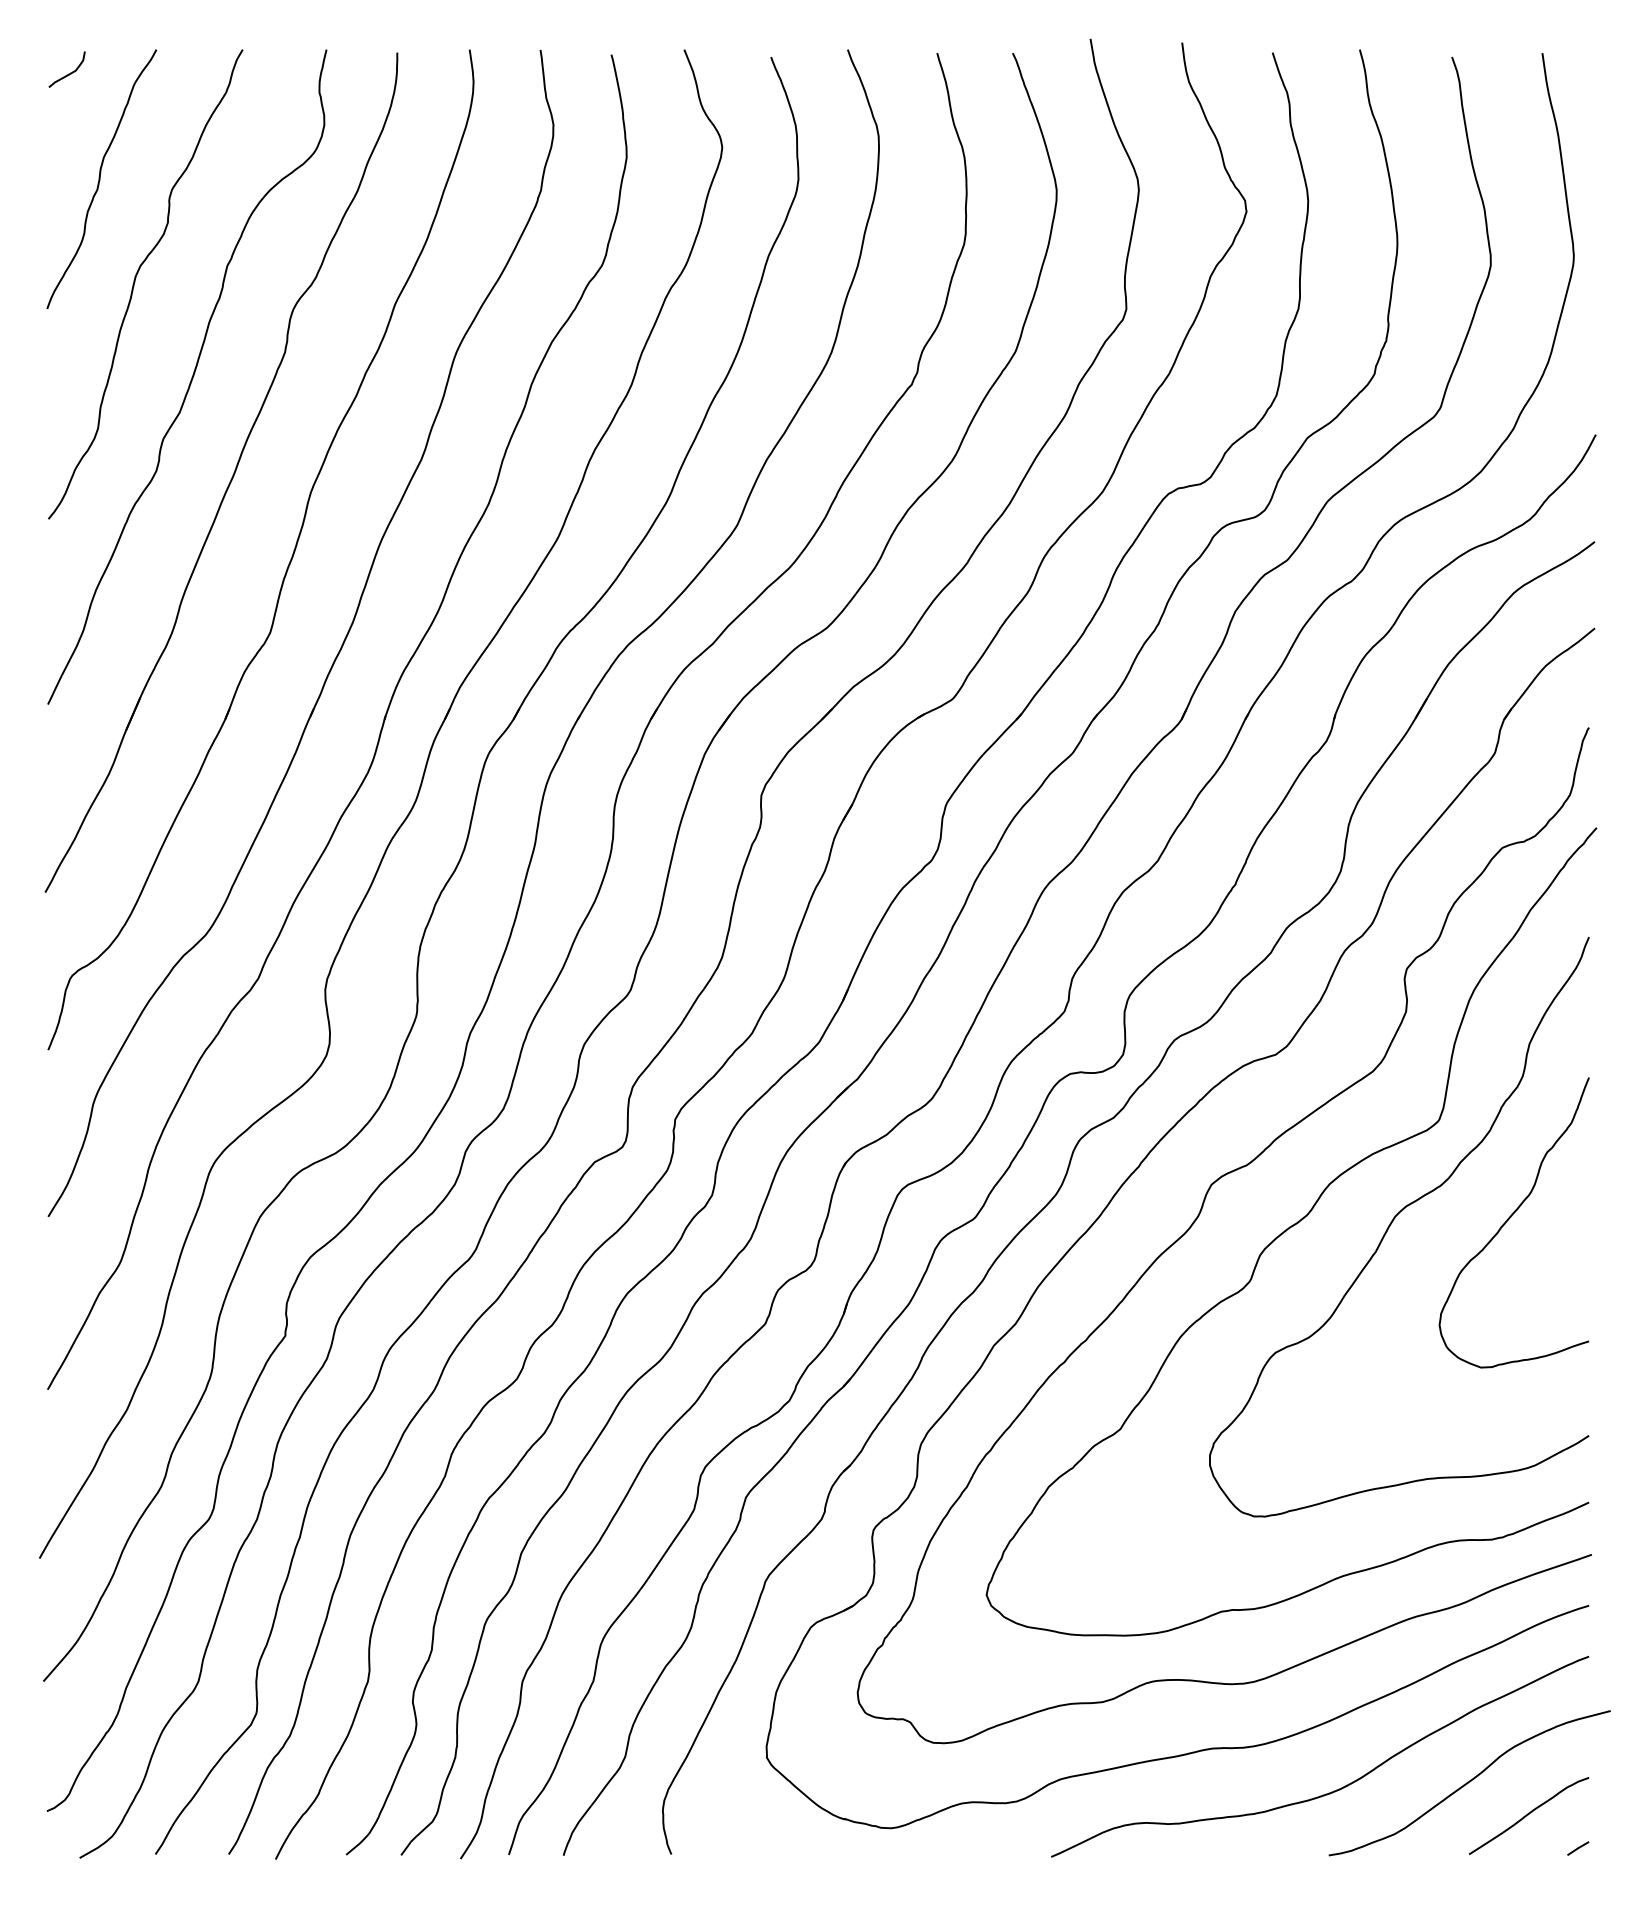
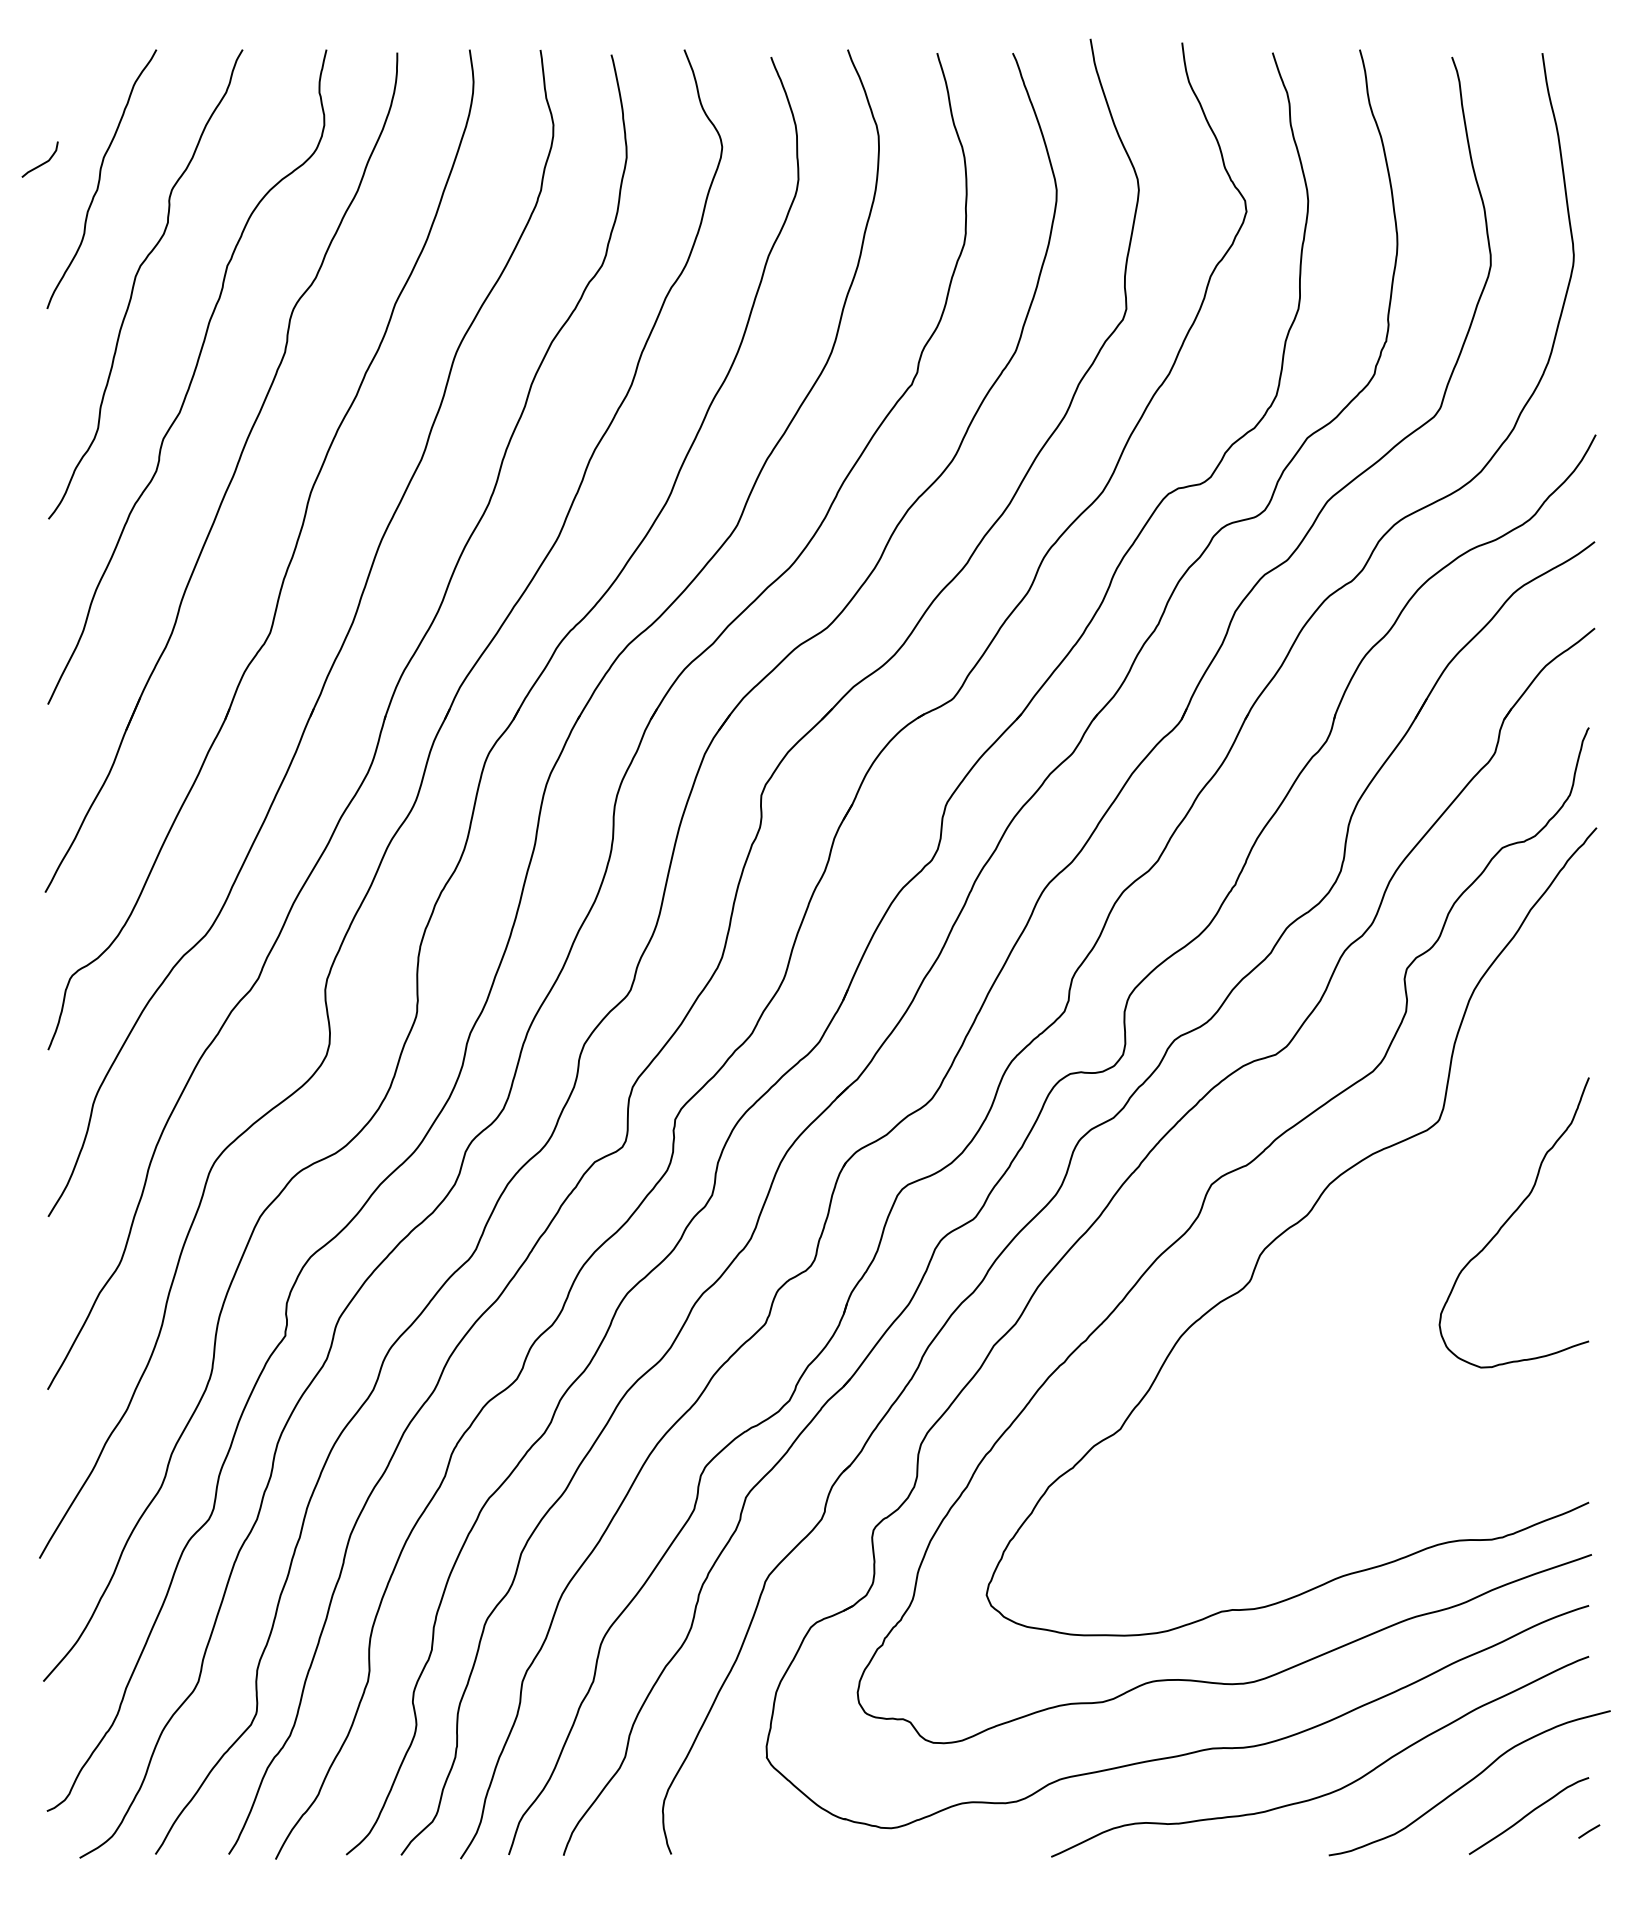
curve position: (68, 73) -> (41, 163) (41, 163)
curve: present -> none (1392, 1223)
line position: (1578, 1848) -> (1589, 1831) (1589, 1831)
